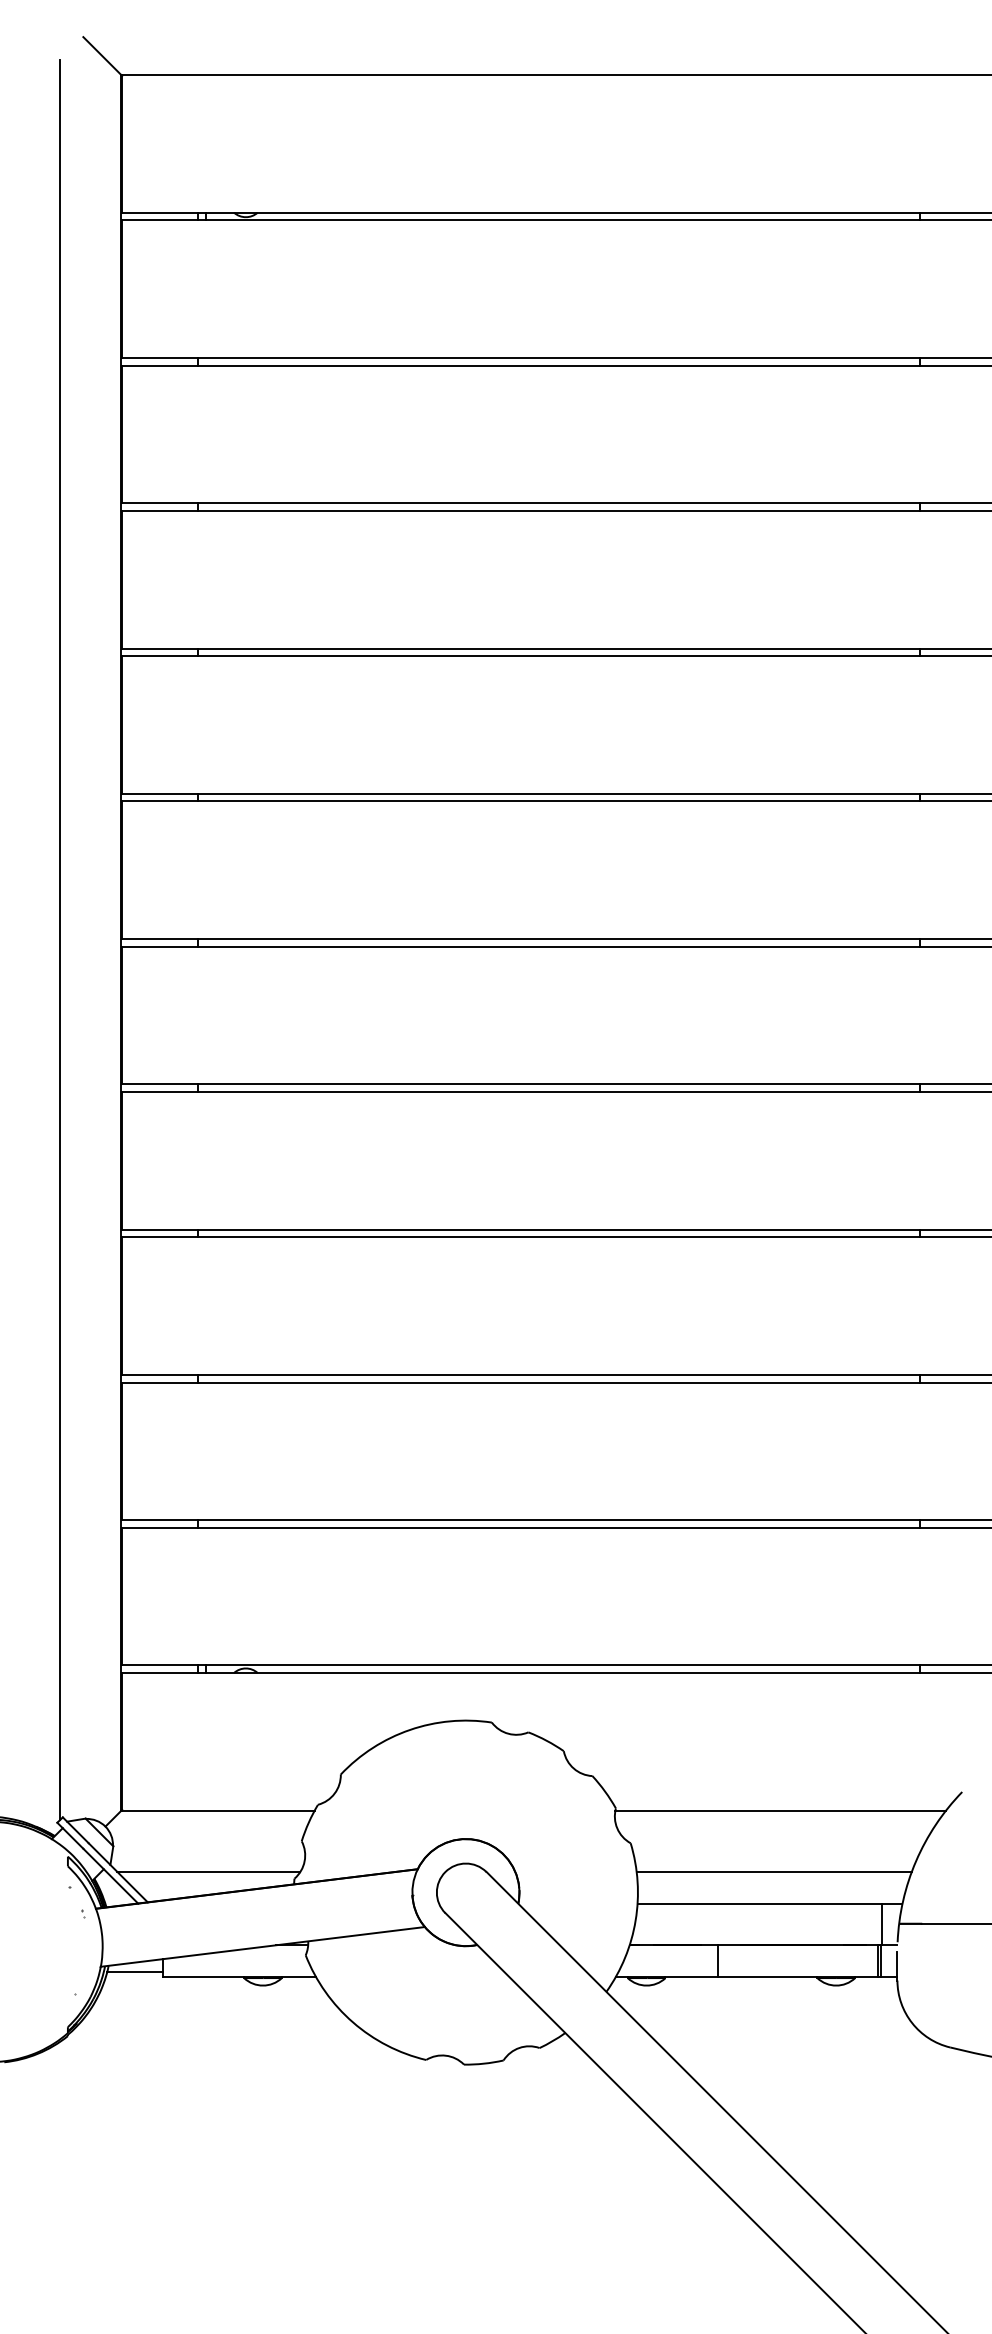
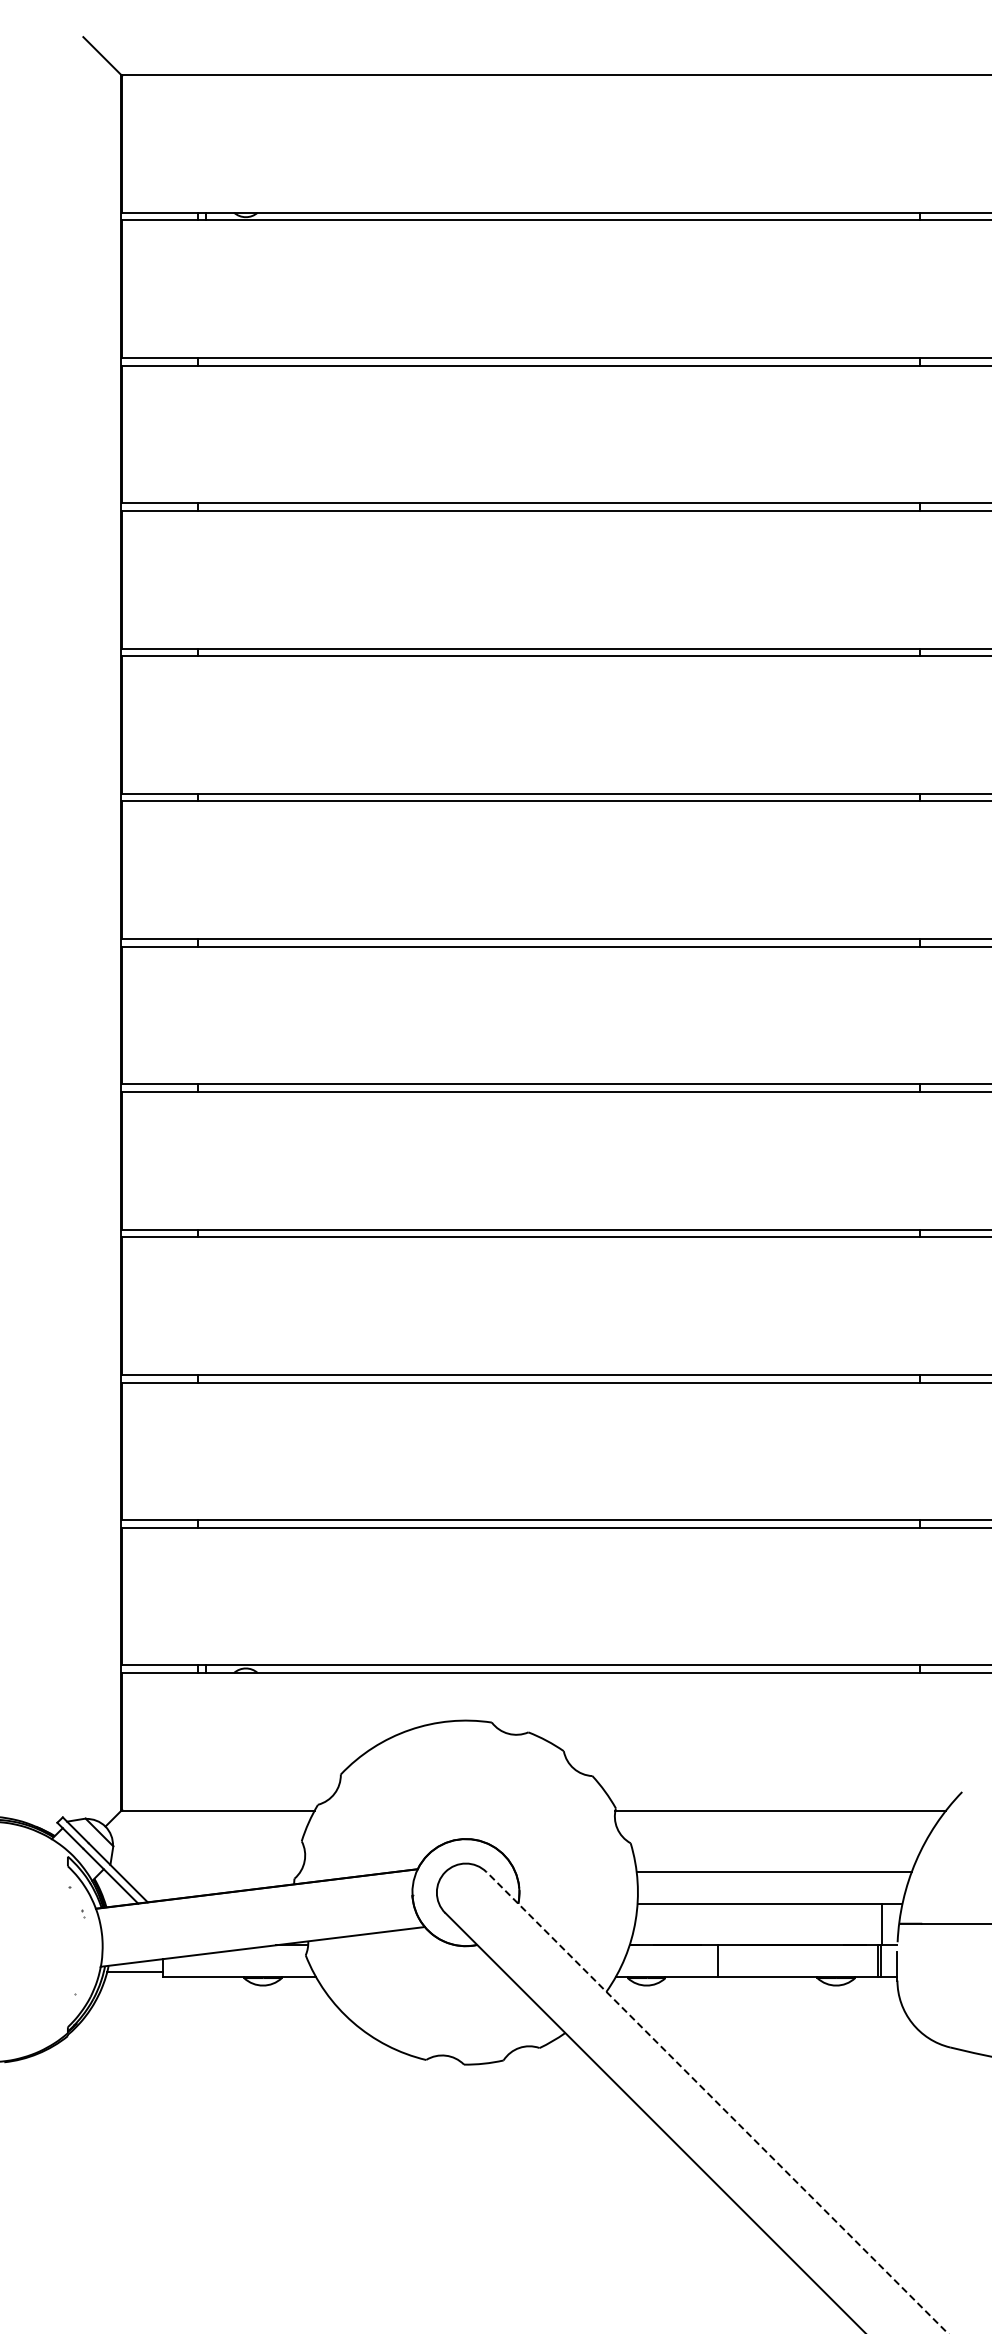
line: present -> none (60, 939)
line: present -> none (208, 1871)
line: solid -> dashed (716, 2102)
